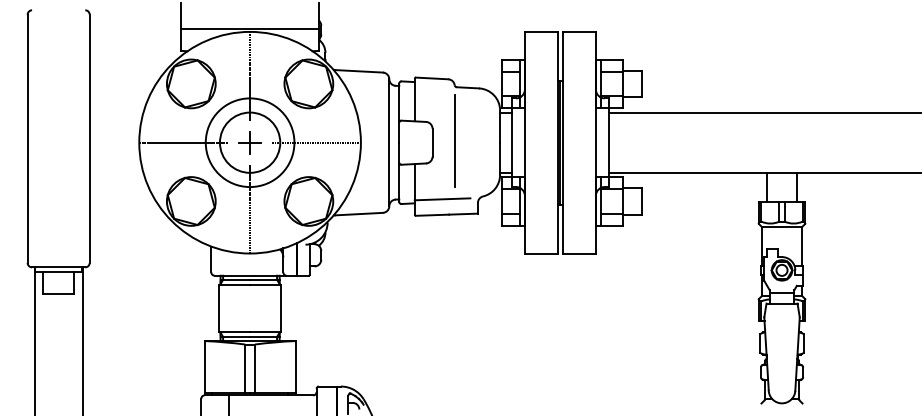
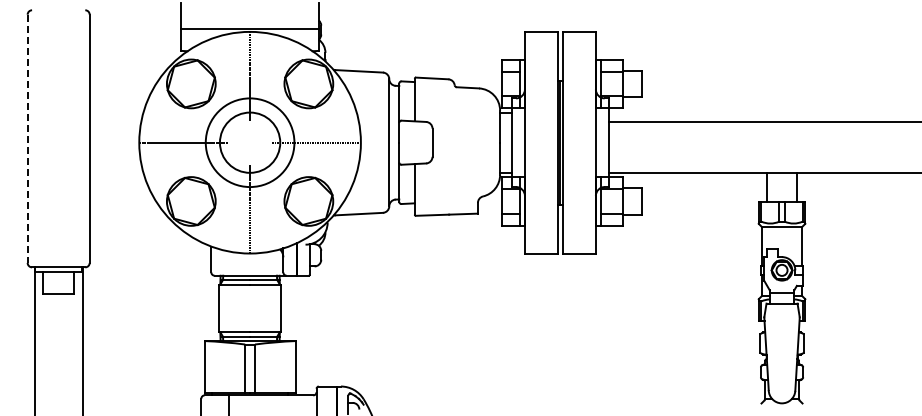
line position: (763, 112) -> (763, 121) (763, 121)
line: solid -> dashed (27, 139)
line: present -> none (454, 141)
part: present -> none (249, 142)
line: present -> none (442, 199)
